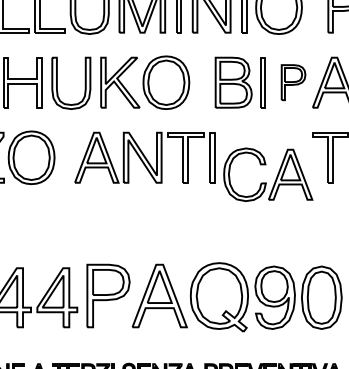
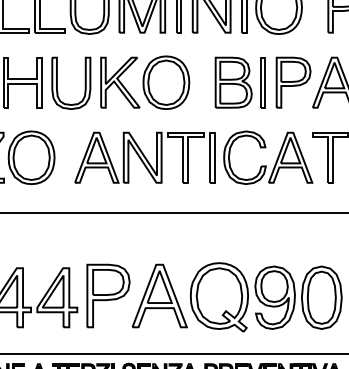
part size: 27x38 px -> 37x53 px (293, 82)
part position: (275, 178) -> (275, 161) (275, 161)
line: none -> present (173, 212)
line: none -> present (173, 353)
